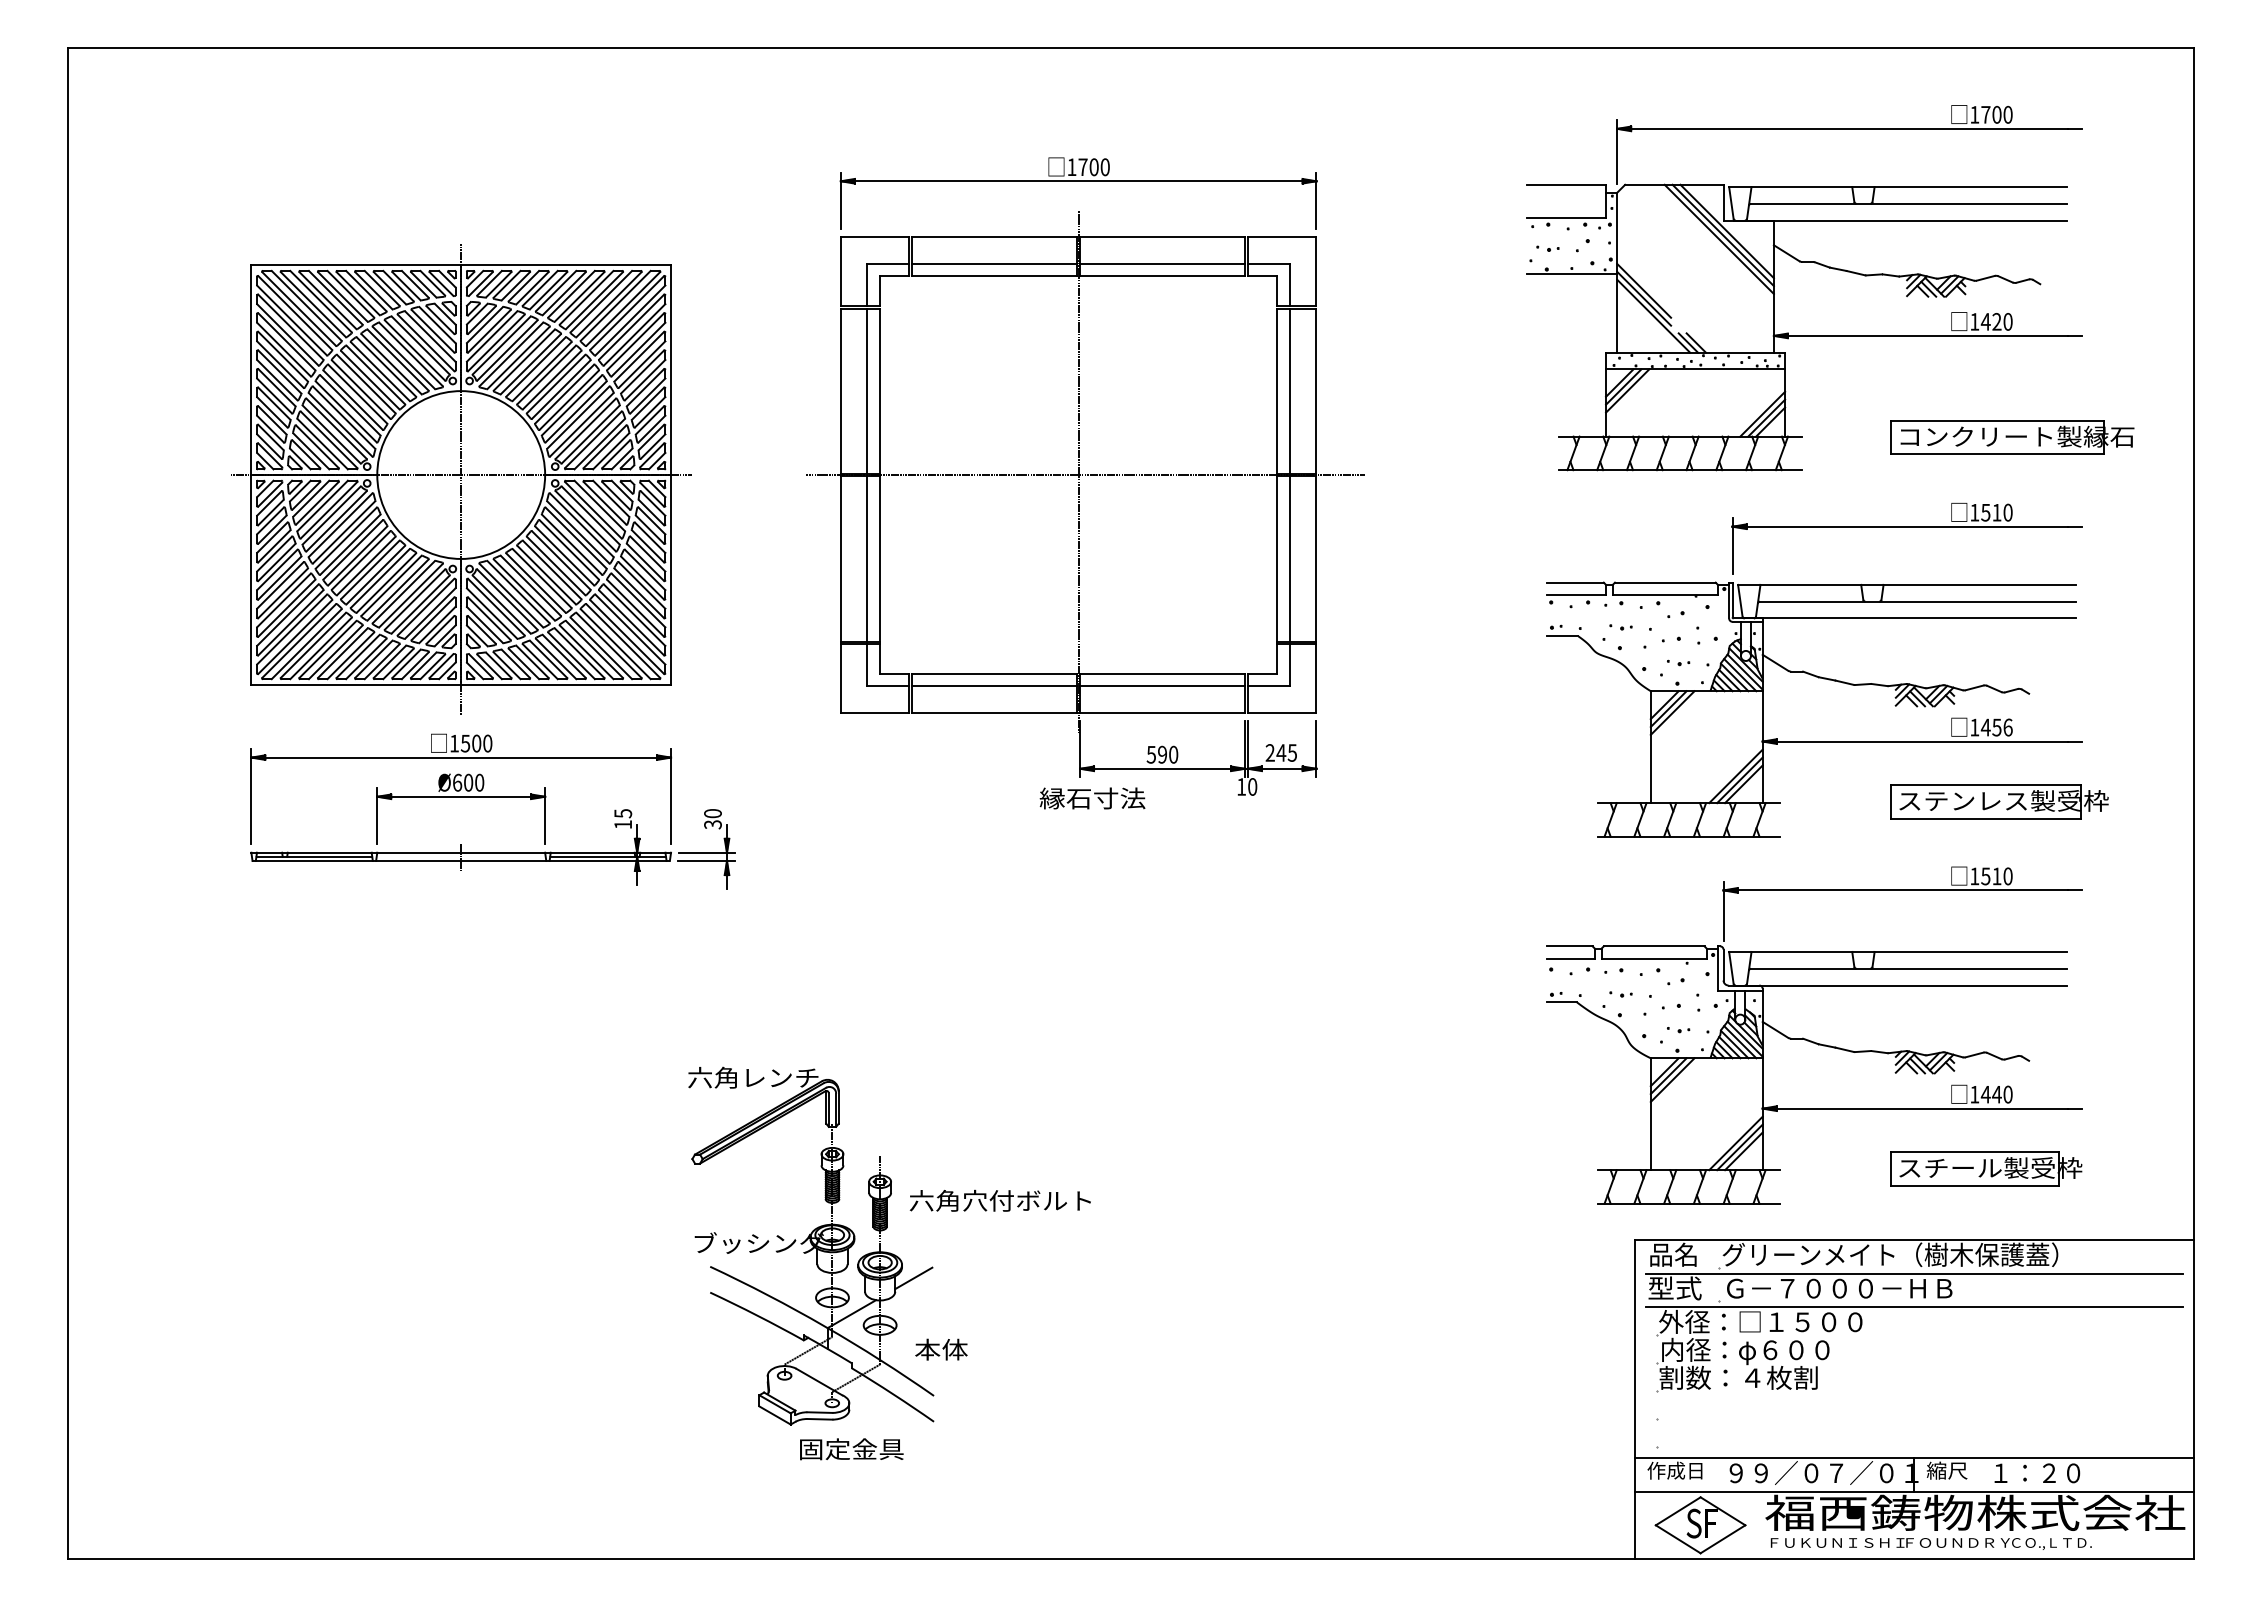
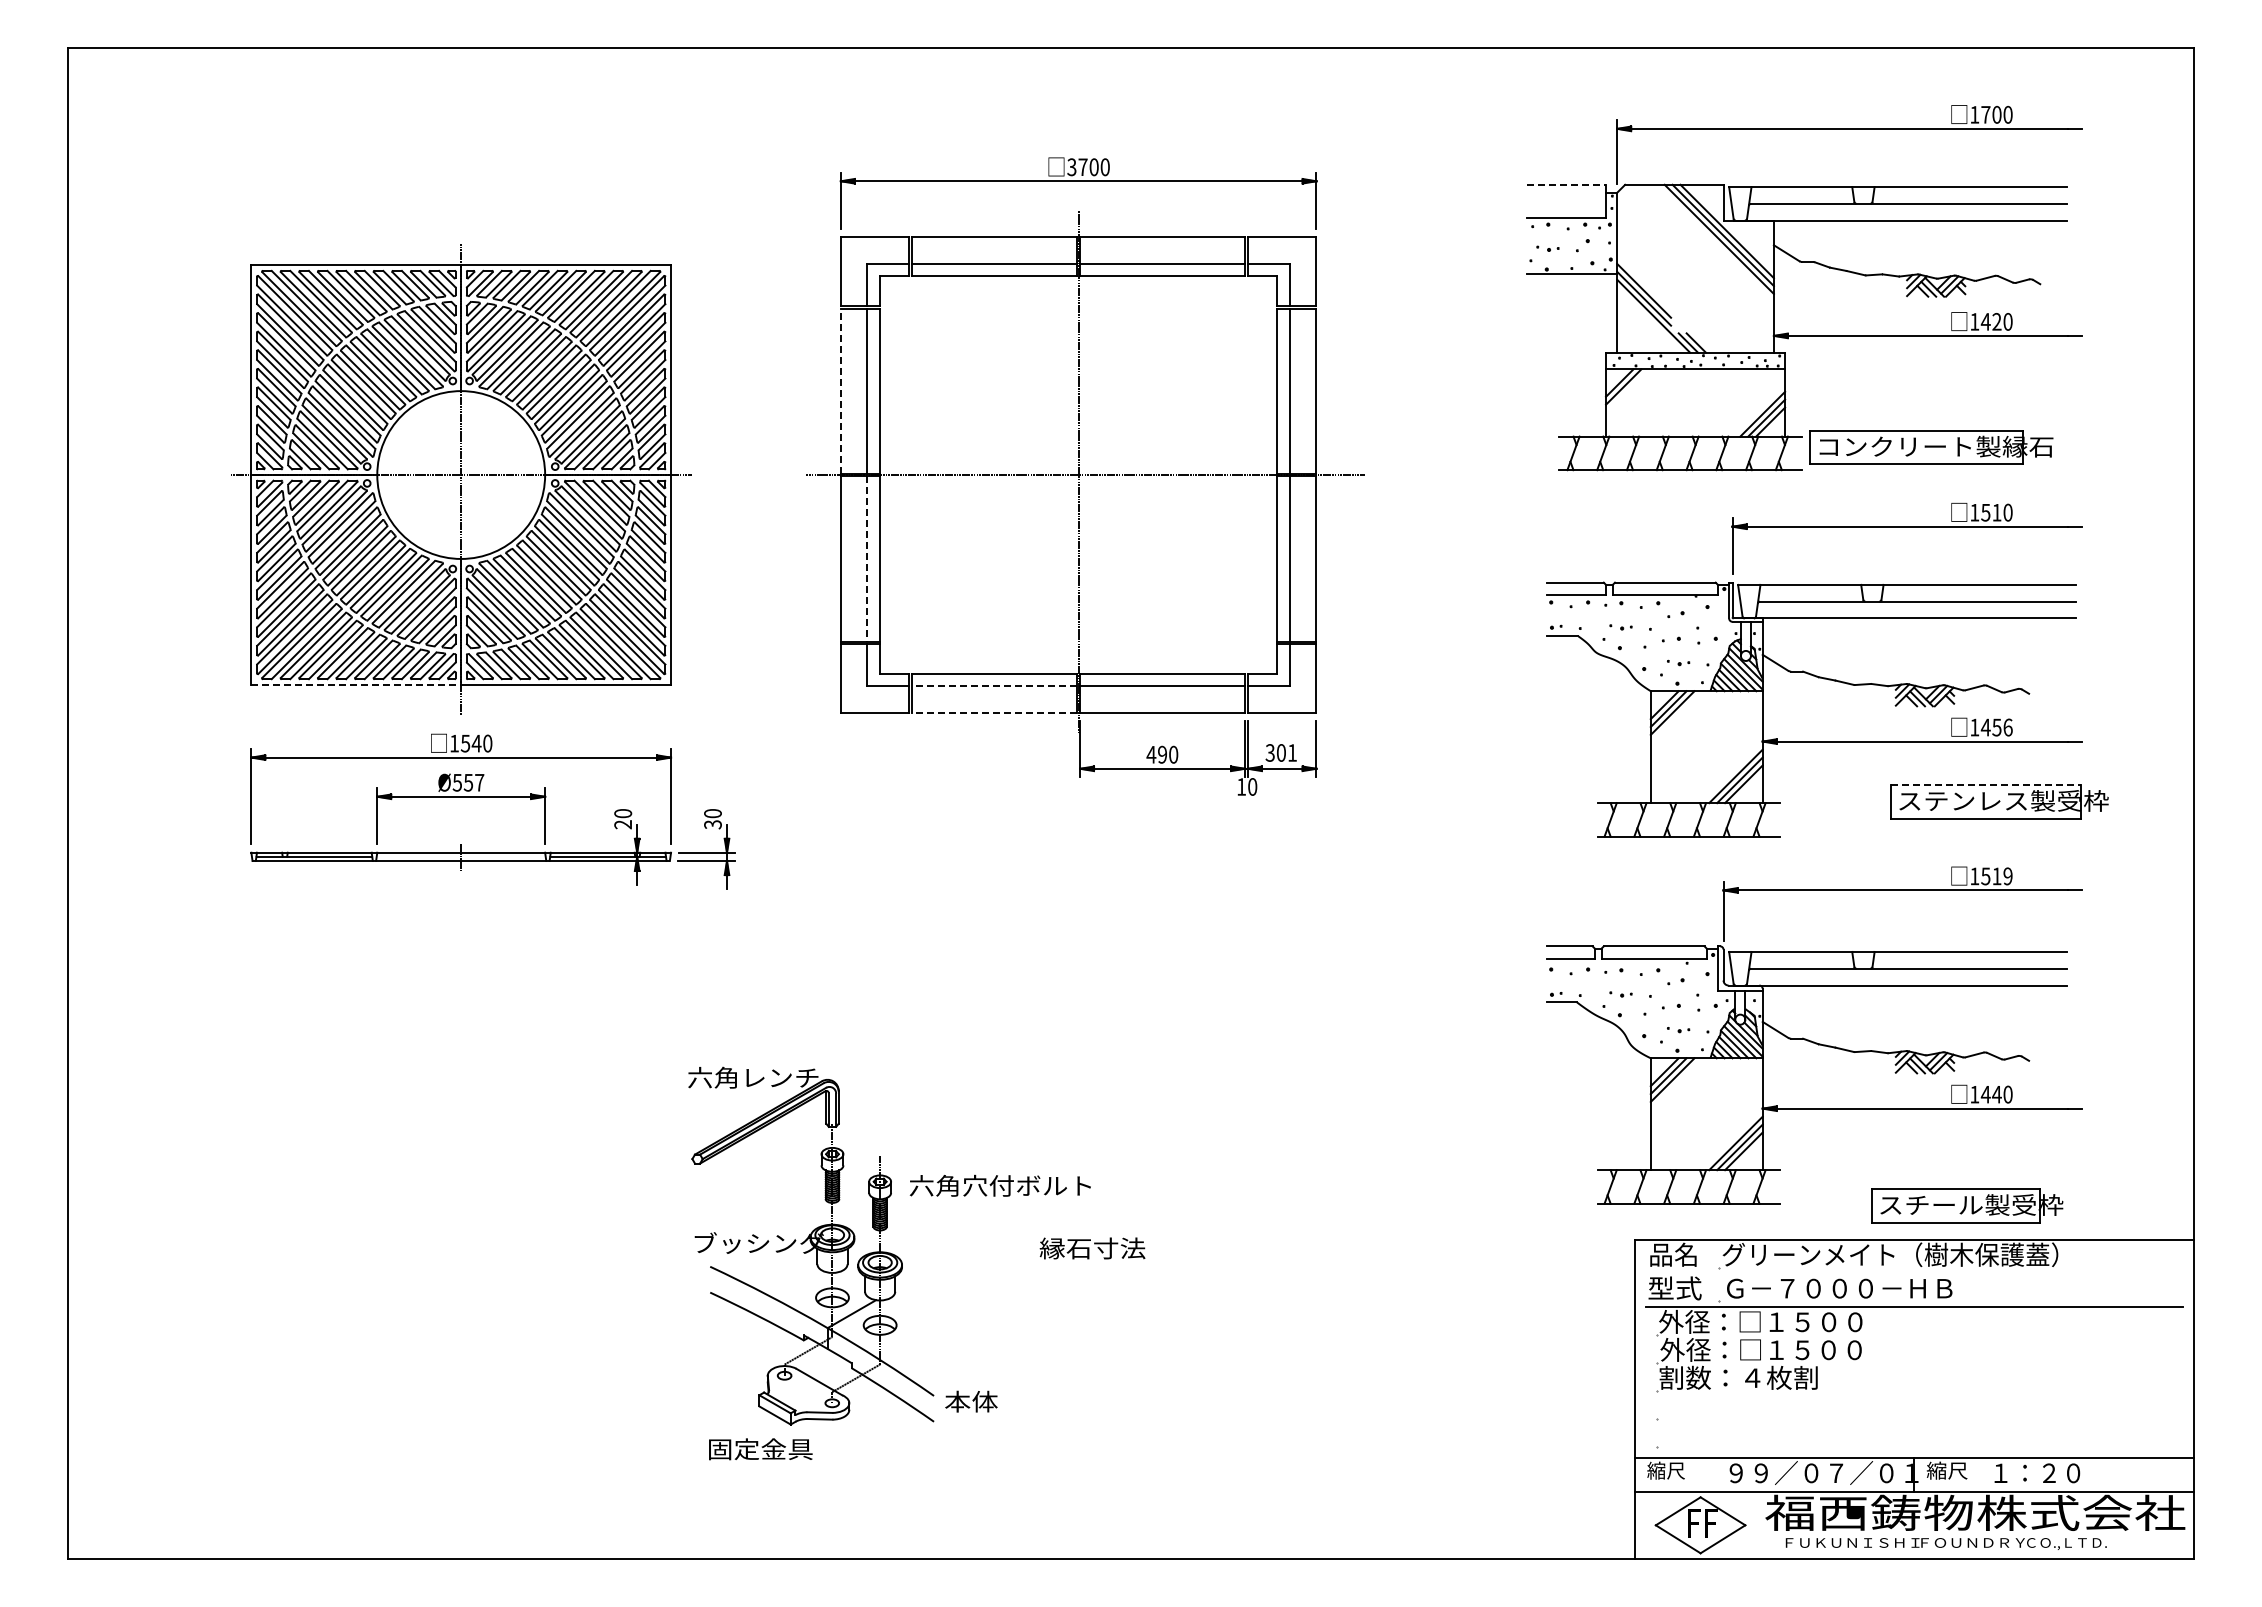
text: 1700 -> 3700 (1071, 167)
line: solid -> dashed (1566, 184)
line: present -> none (1627, 390)
line: solid -> dashed (840, 391)
part position: (2012, 437) -> (1931, 447) (1931, 447)
line: solid -> dashed (867, 558)
line: solid -> dashed (356, 684)
line: solid -> dashed (994, 686)
line: solid -> dashed (994, 712)
text: 1500 -> 1540 (476, 743)
text: 245 -> 301 (1280, 752)
text: 590 -> 490 (1151, 754)
text: Ø600 -> Ø557 (468, 782)
line: solid -> dashed (1986, 785)
text position: (1092, 798) -> (1092, 1248) (1092, 1248)
text: 15 -> 20 (622, 819)
text: 1510 -> 1519 (2007, 876)
part position: (1986, 1168) -> (1967, 1205) (1967, 1205)
text position: (999, 1200) -> (999, 1185) (999, 1185)
line: present -> none (1913, 1273)
line: present -> none (913, 1278)
text position: (941, 1349) -> (971, 1401) (971, 1401)
text: 内径：φ６００ -> 外径：□１５００ (1760, 1351)
text position: (851, 1449) -> (760, 1449) (760, 1449)
text: 作成日 -> 縮尺 (1674, 1470)
text: S -> F (1693, 1523)
text position: (1930, 1543) -> (1945, 1543) (1945, 1543)
